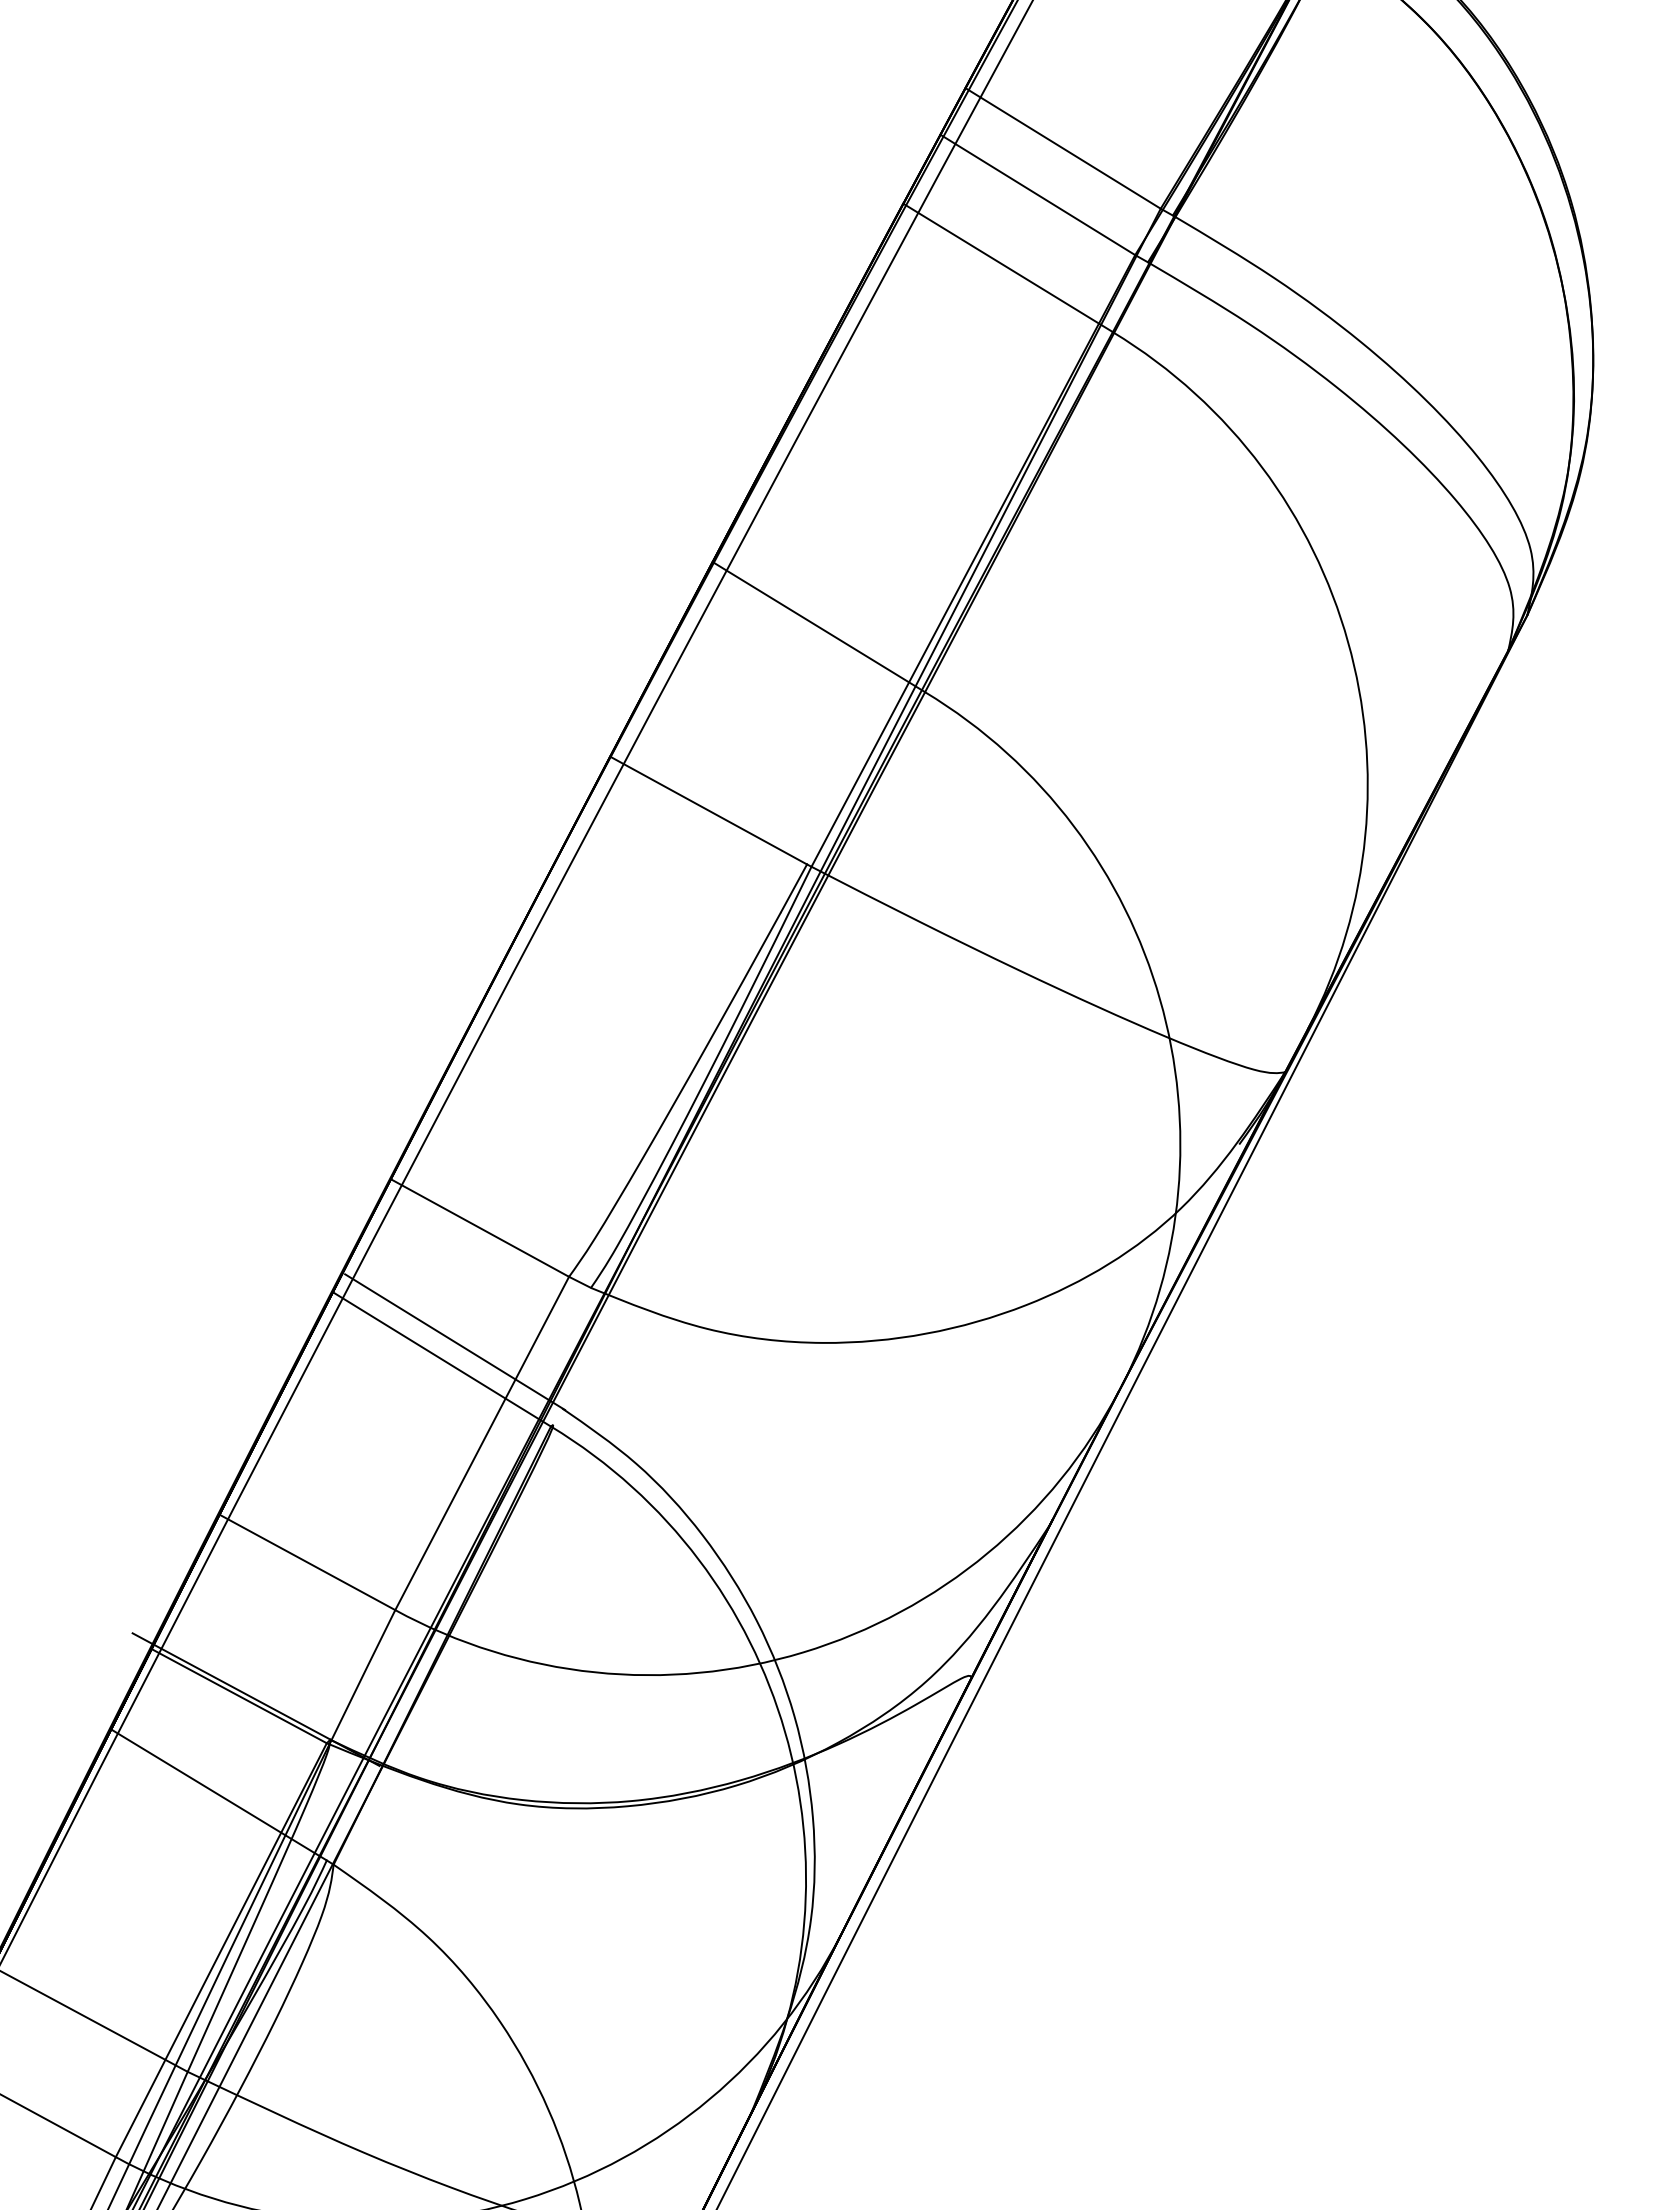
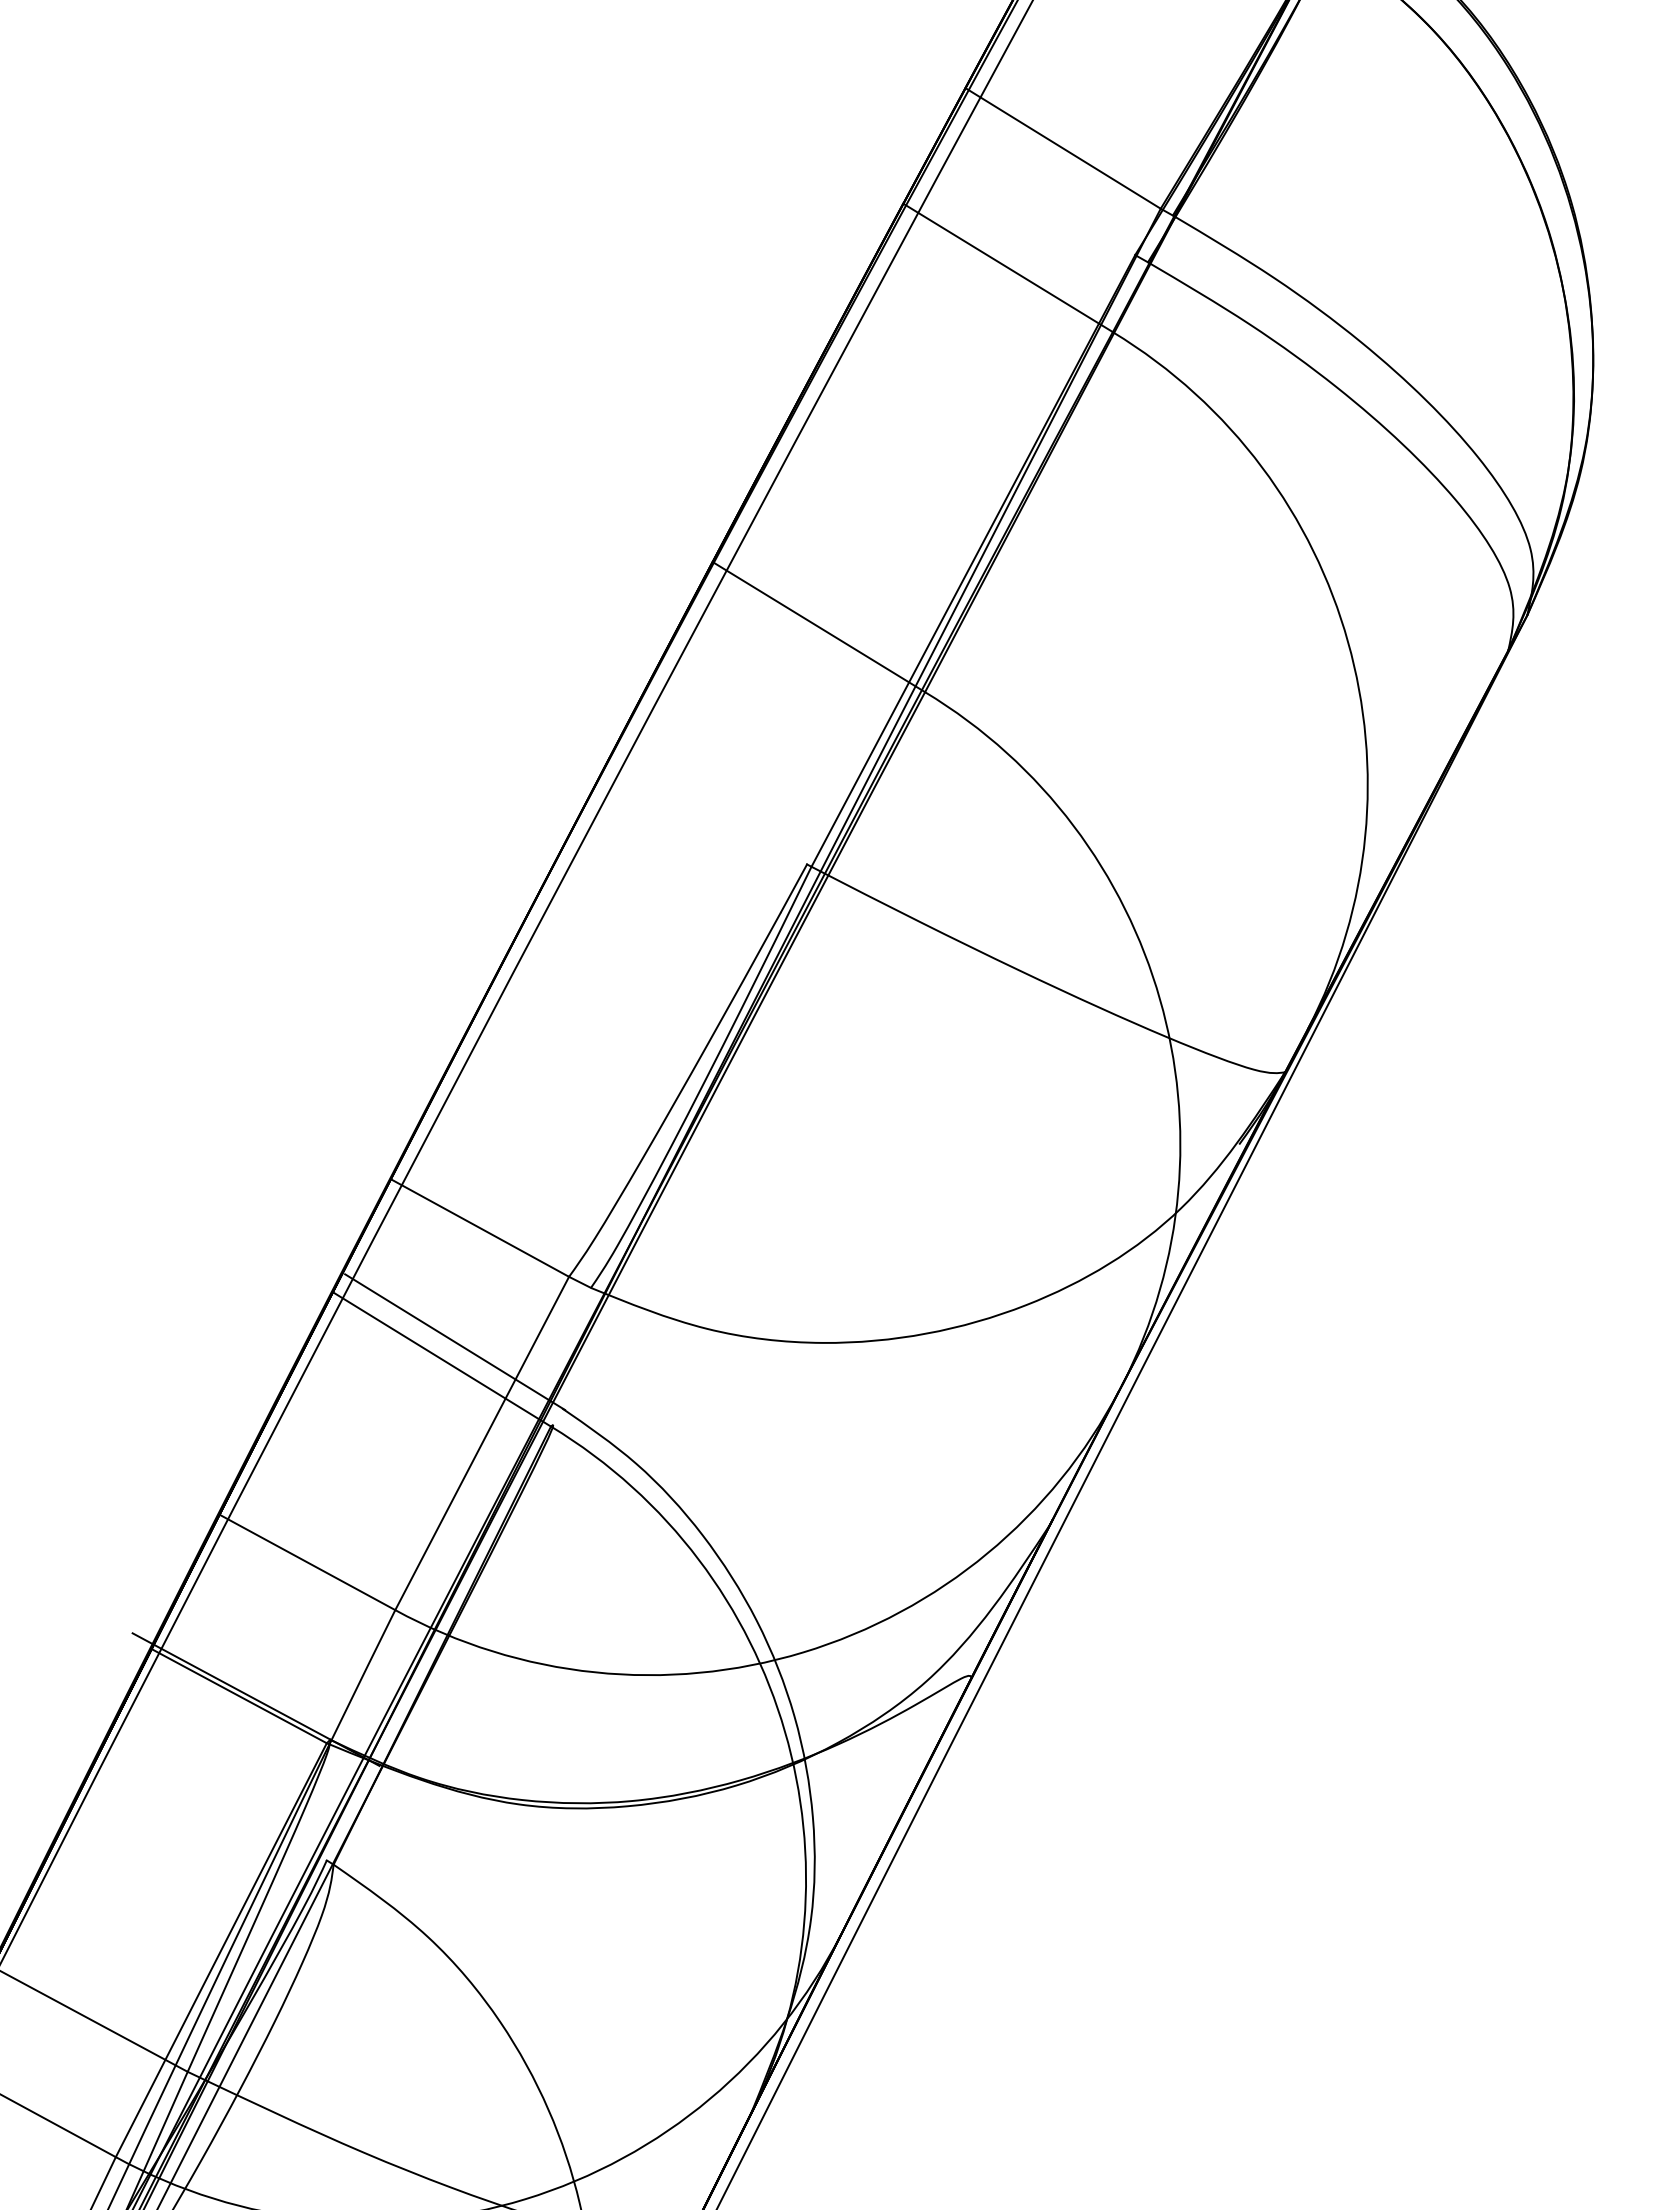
line: present -> none (1037, 194)
line: present -> none (708, 810)
line: present -> none (218, 1794)
